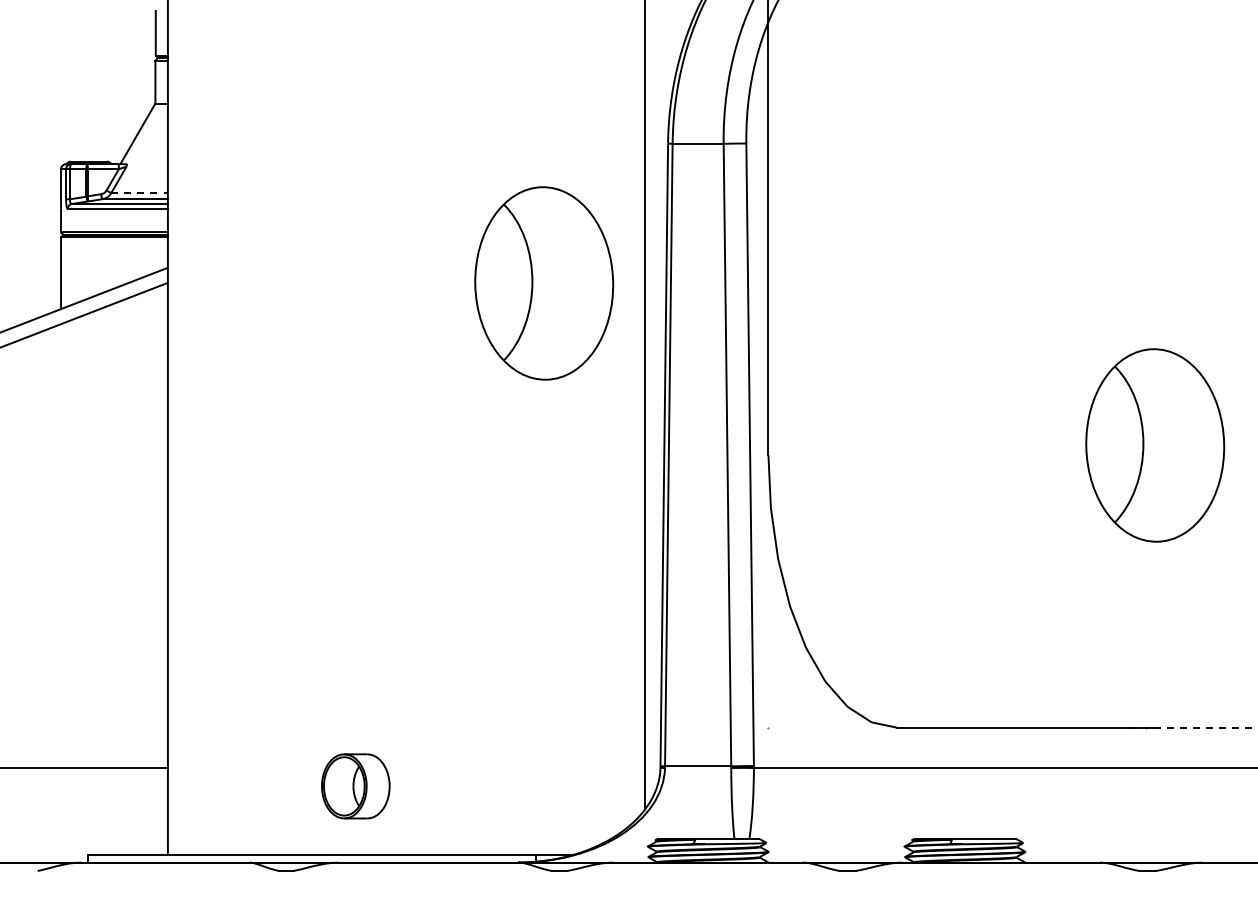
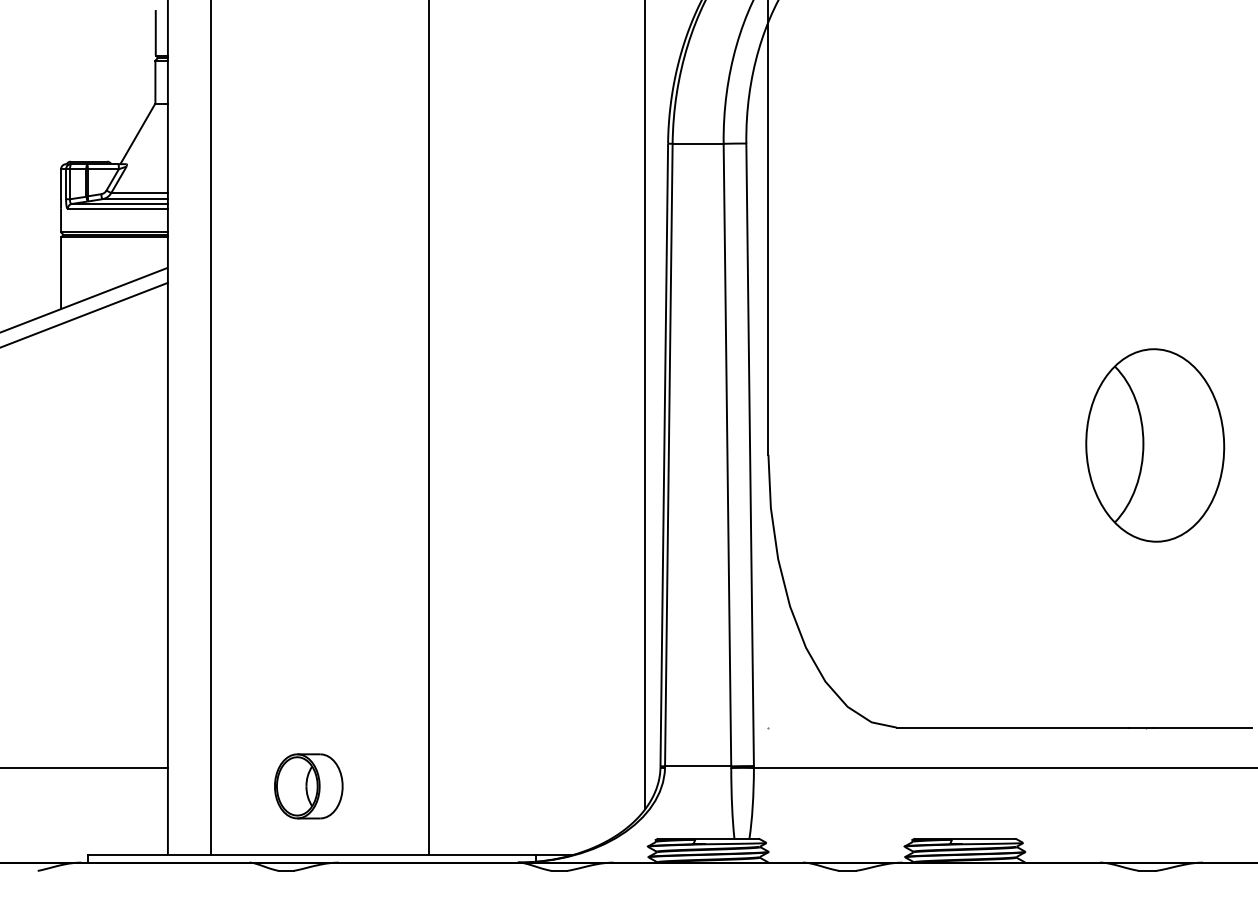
line: dashed -> solid (140, 193)
part: present -> none (544, 283)
line: none -> present (211, 428)
line: none -> present (429, 428)
line: dashed -> solid (1202, 727)
part position: (355, 786) -> (308, 786) (308, 786)
